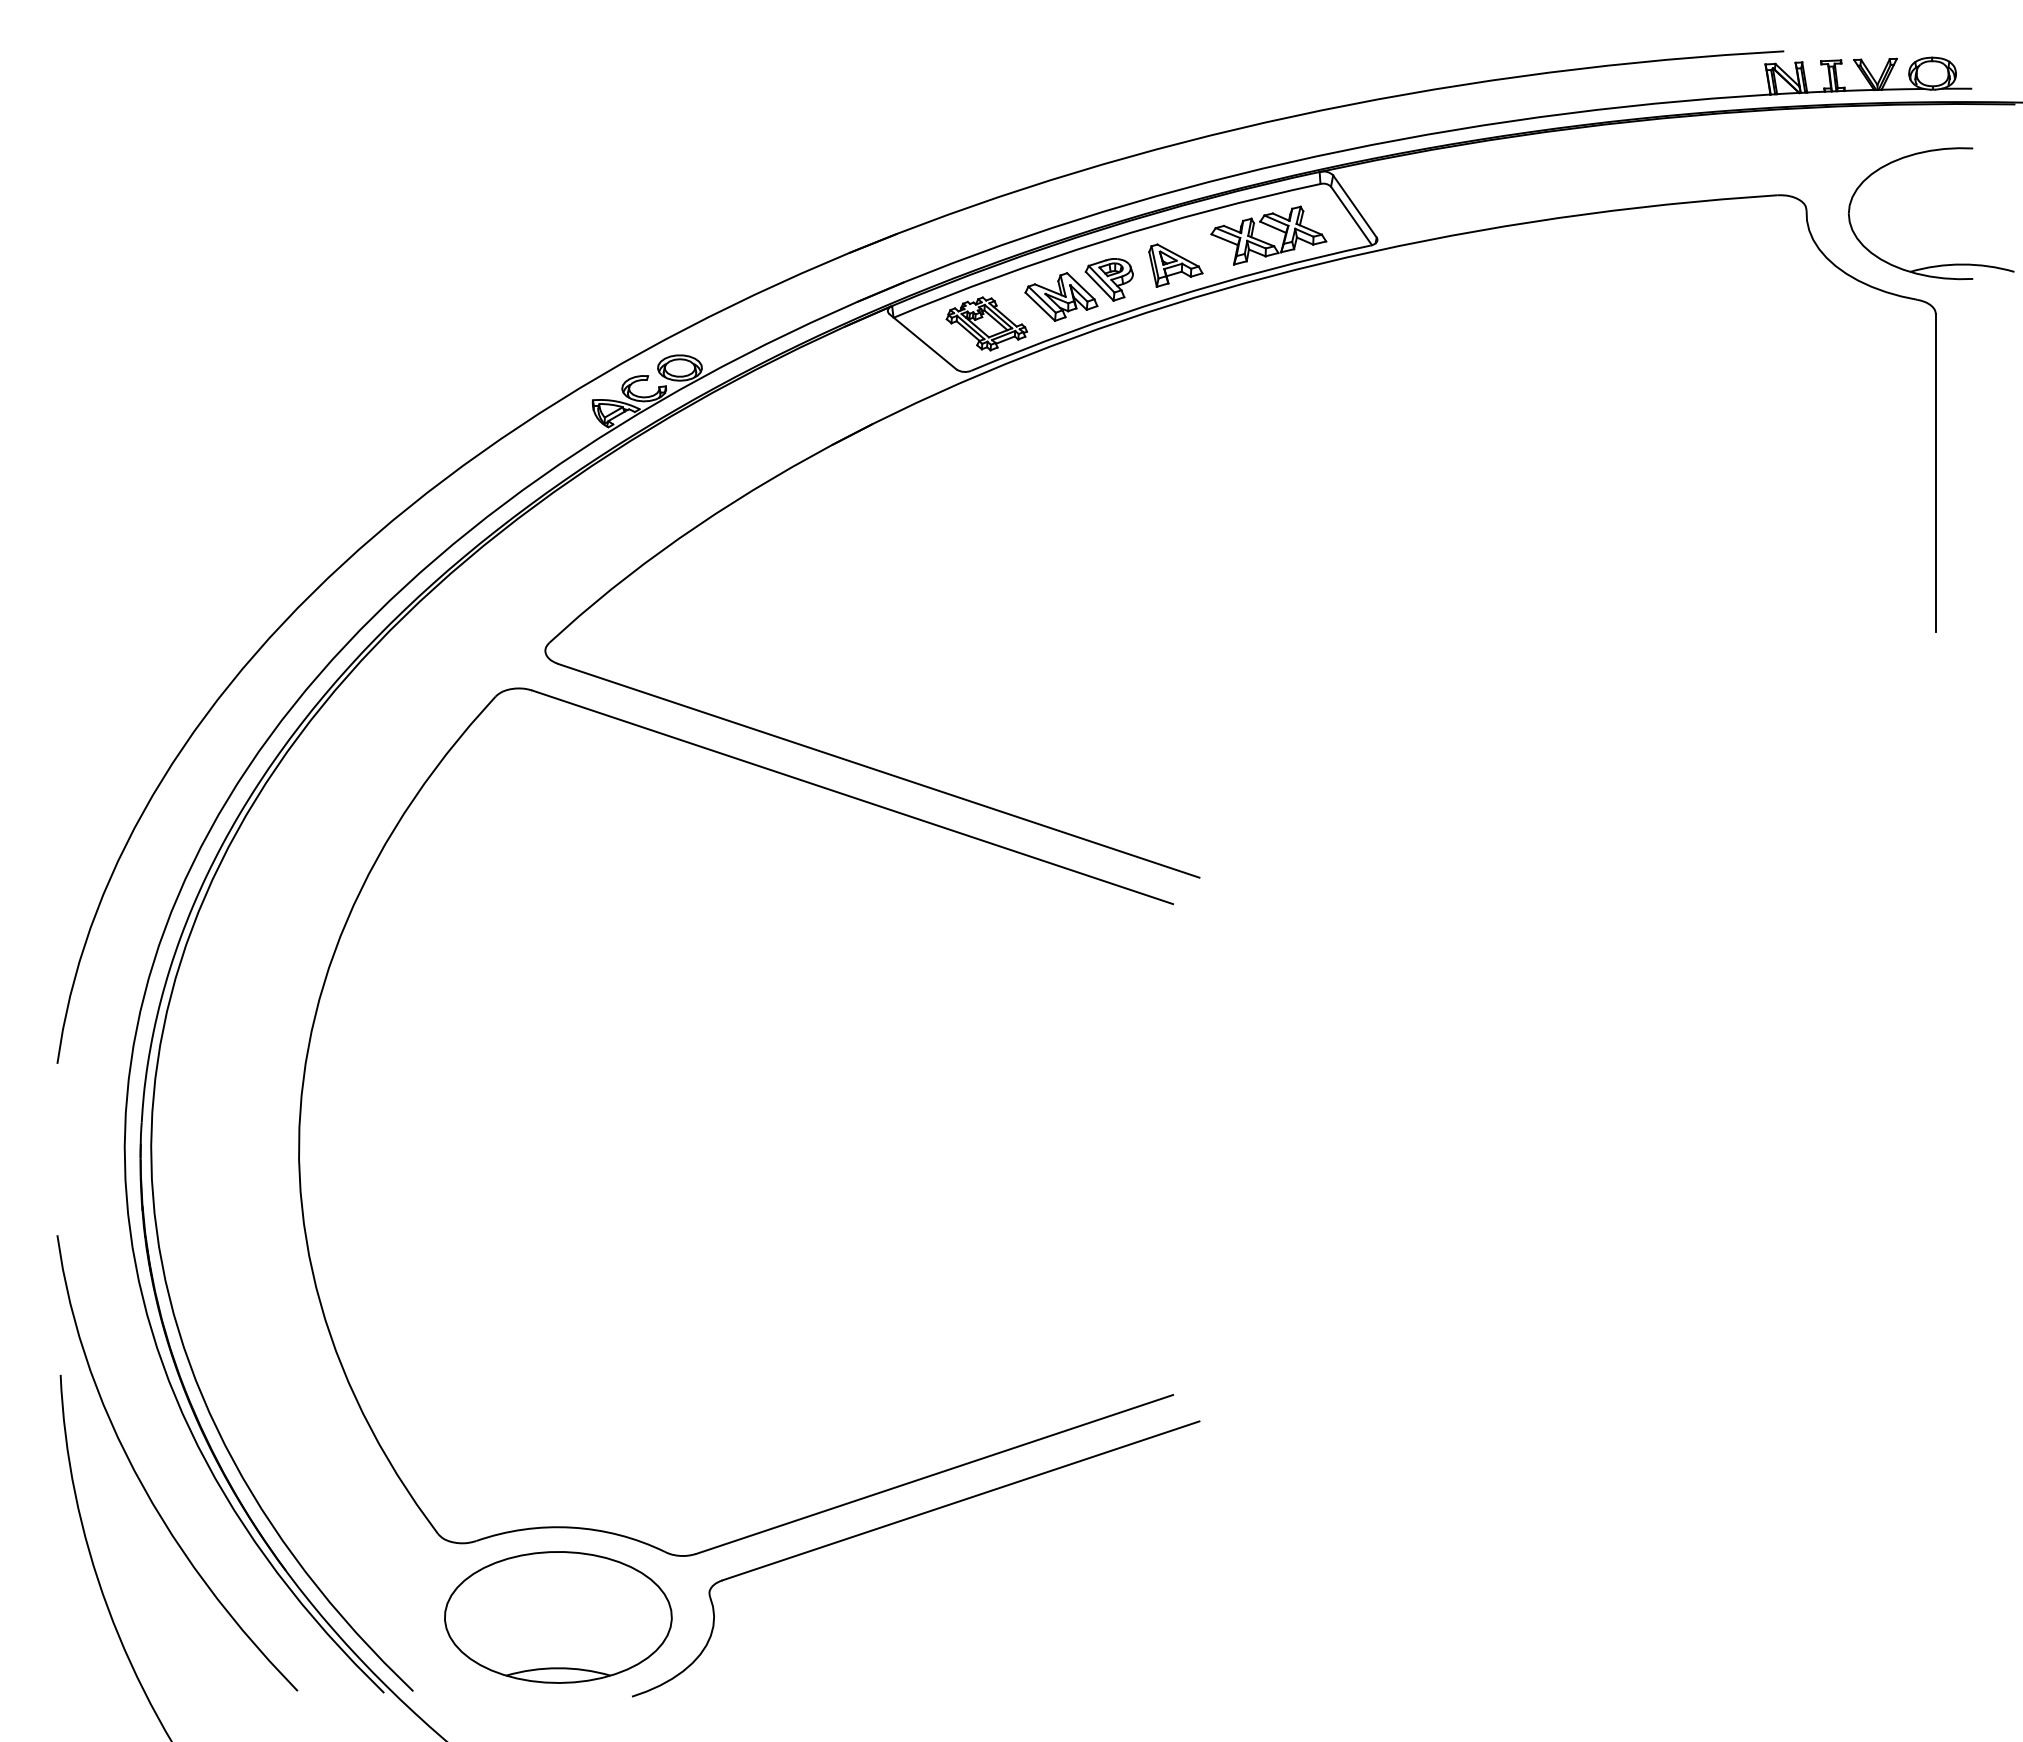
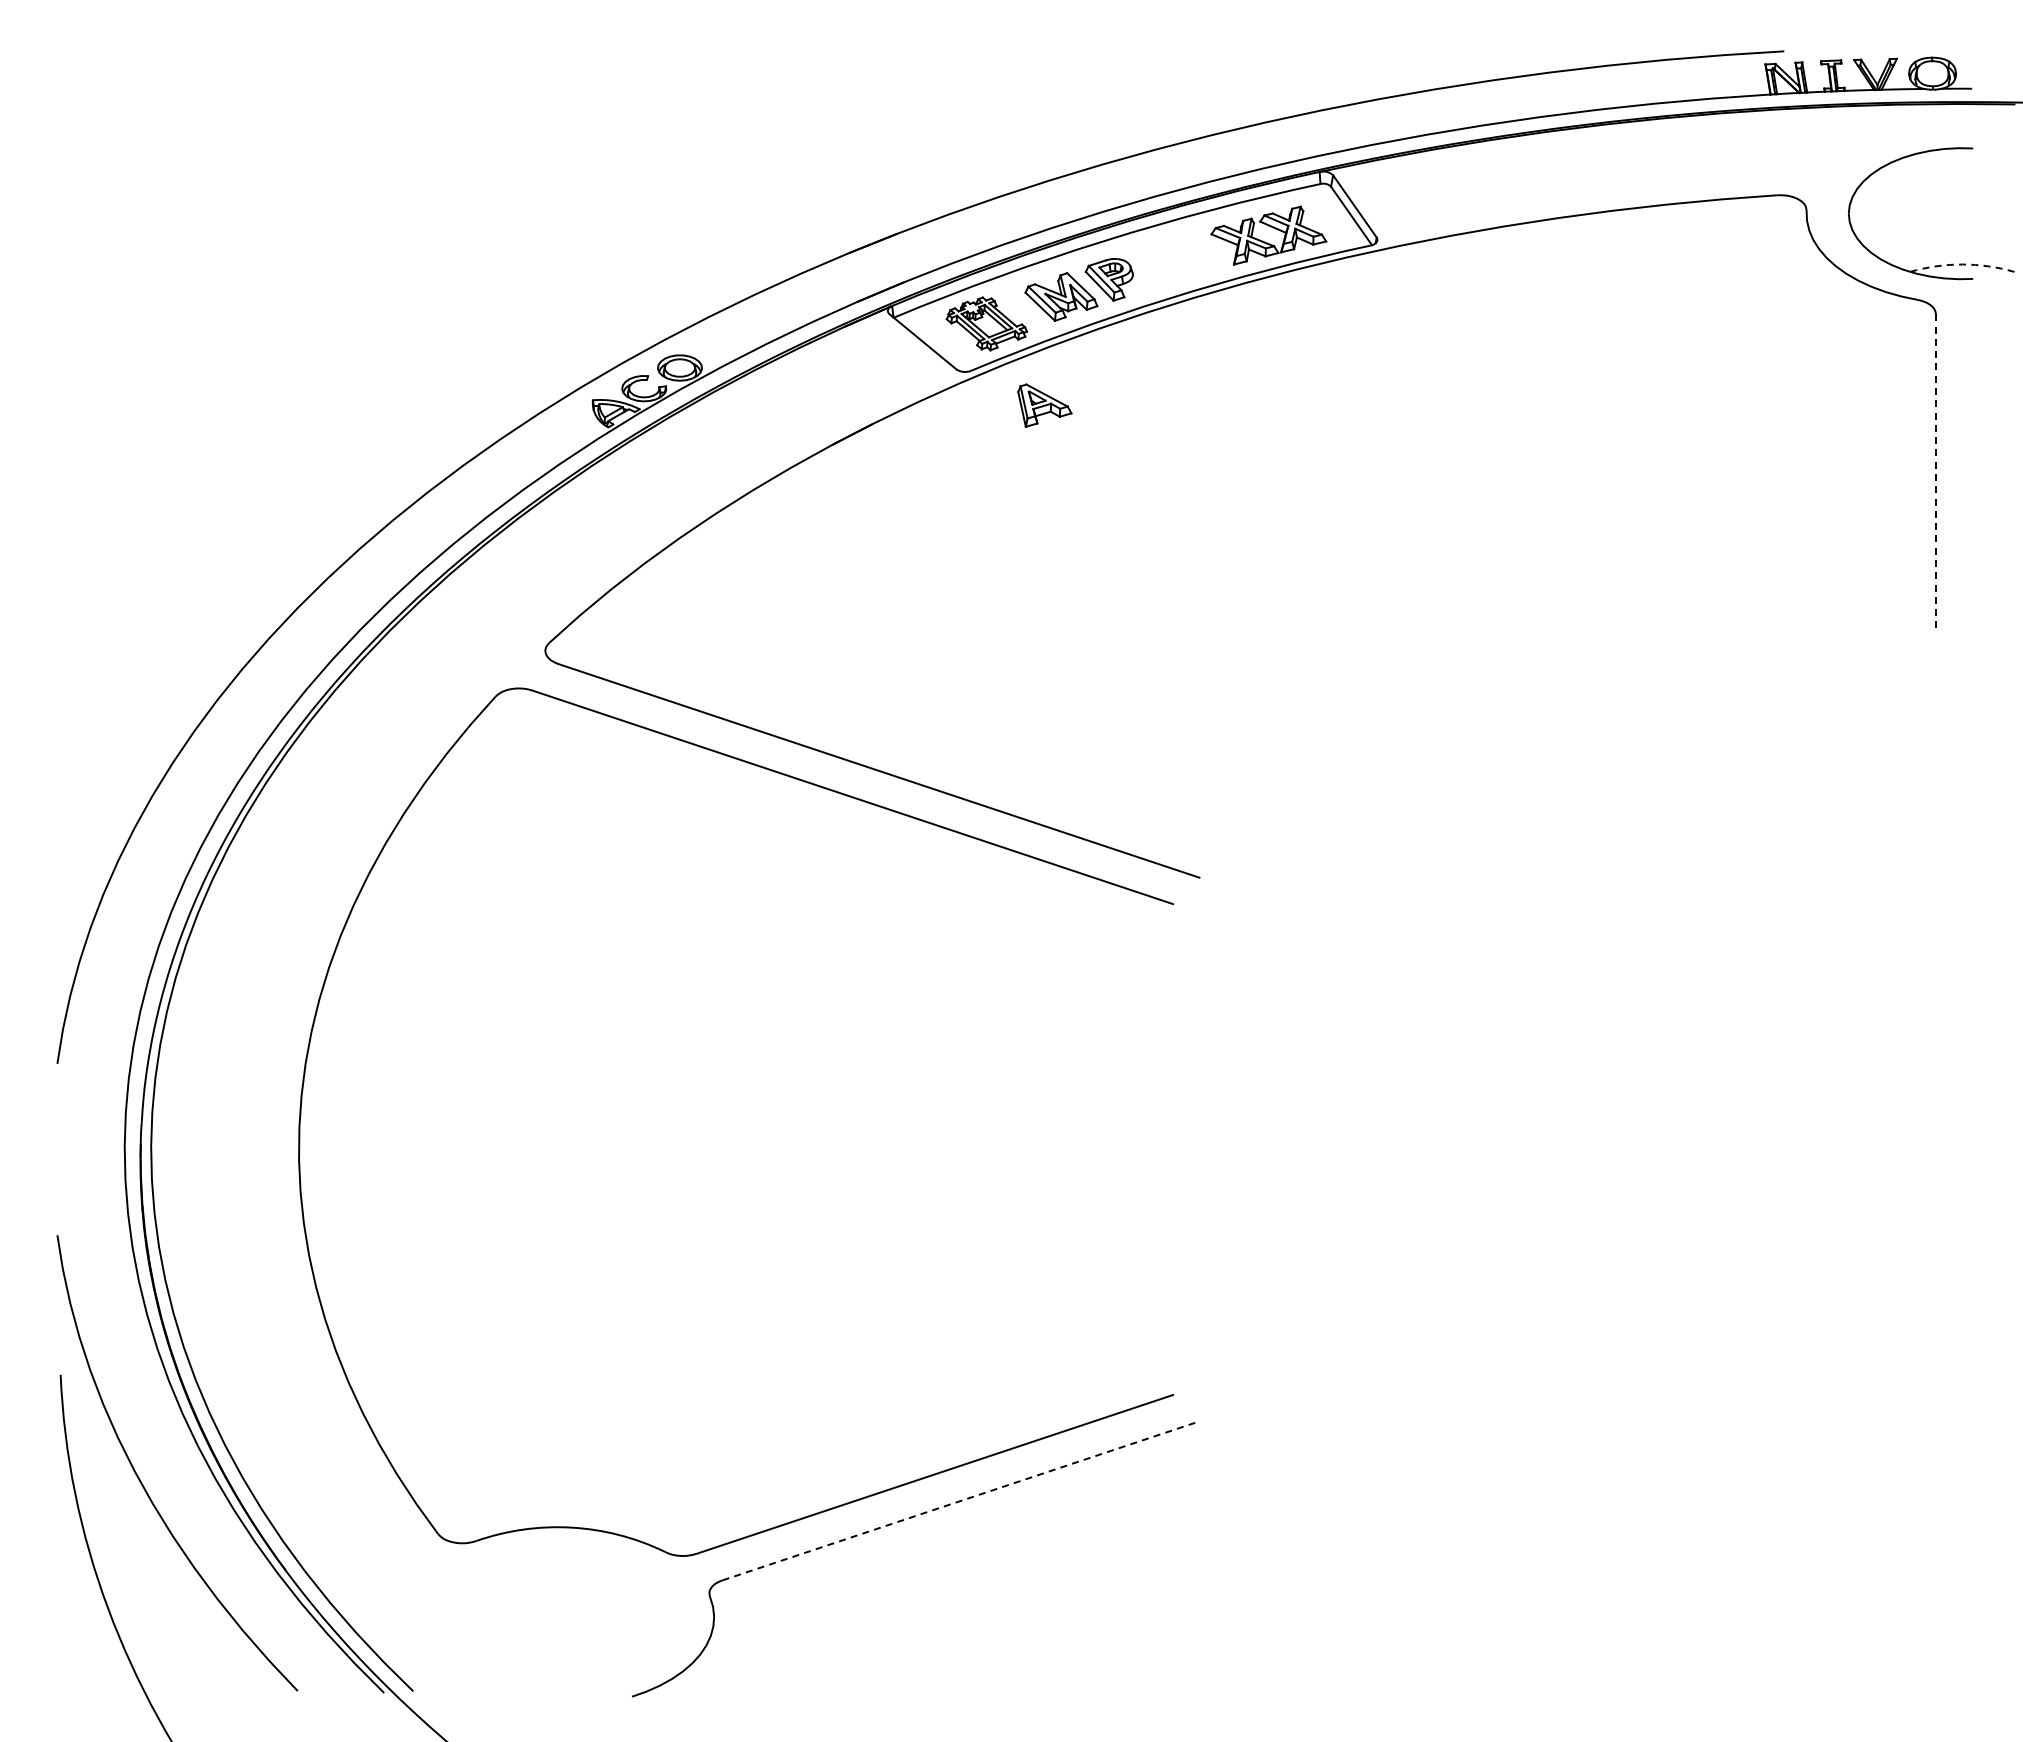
arc: solid -> dashed (1962, 264)
part position: (1175, 265) -> (1044, 405) (1044, 405)
line: solid -> dashed (1935, 473)
line: solid -> dashed (961, 1500)
part: present -> none (558, 1617)
